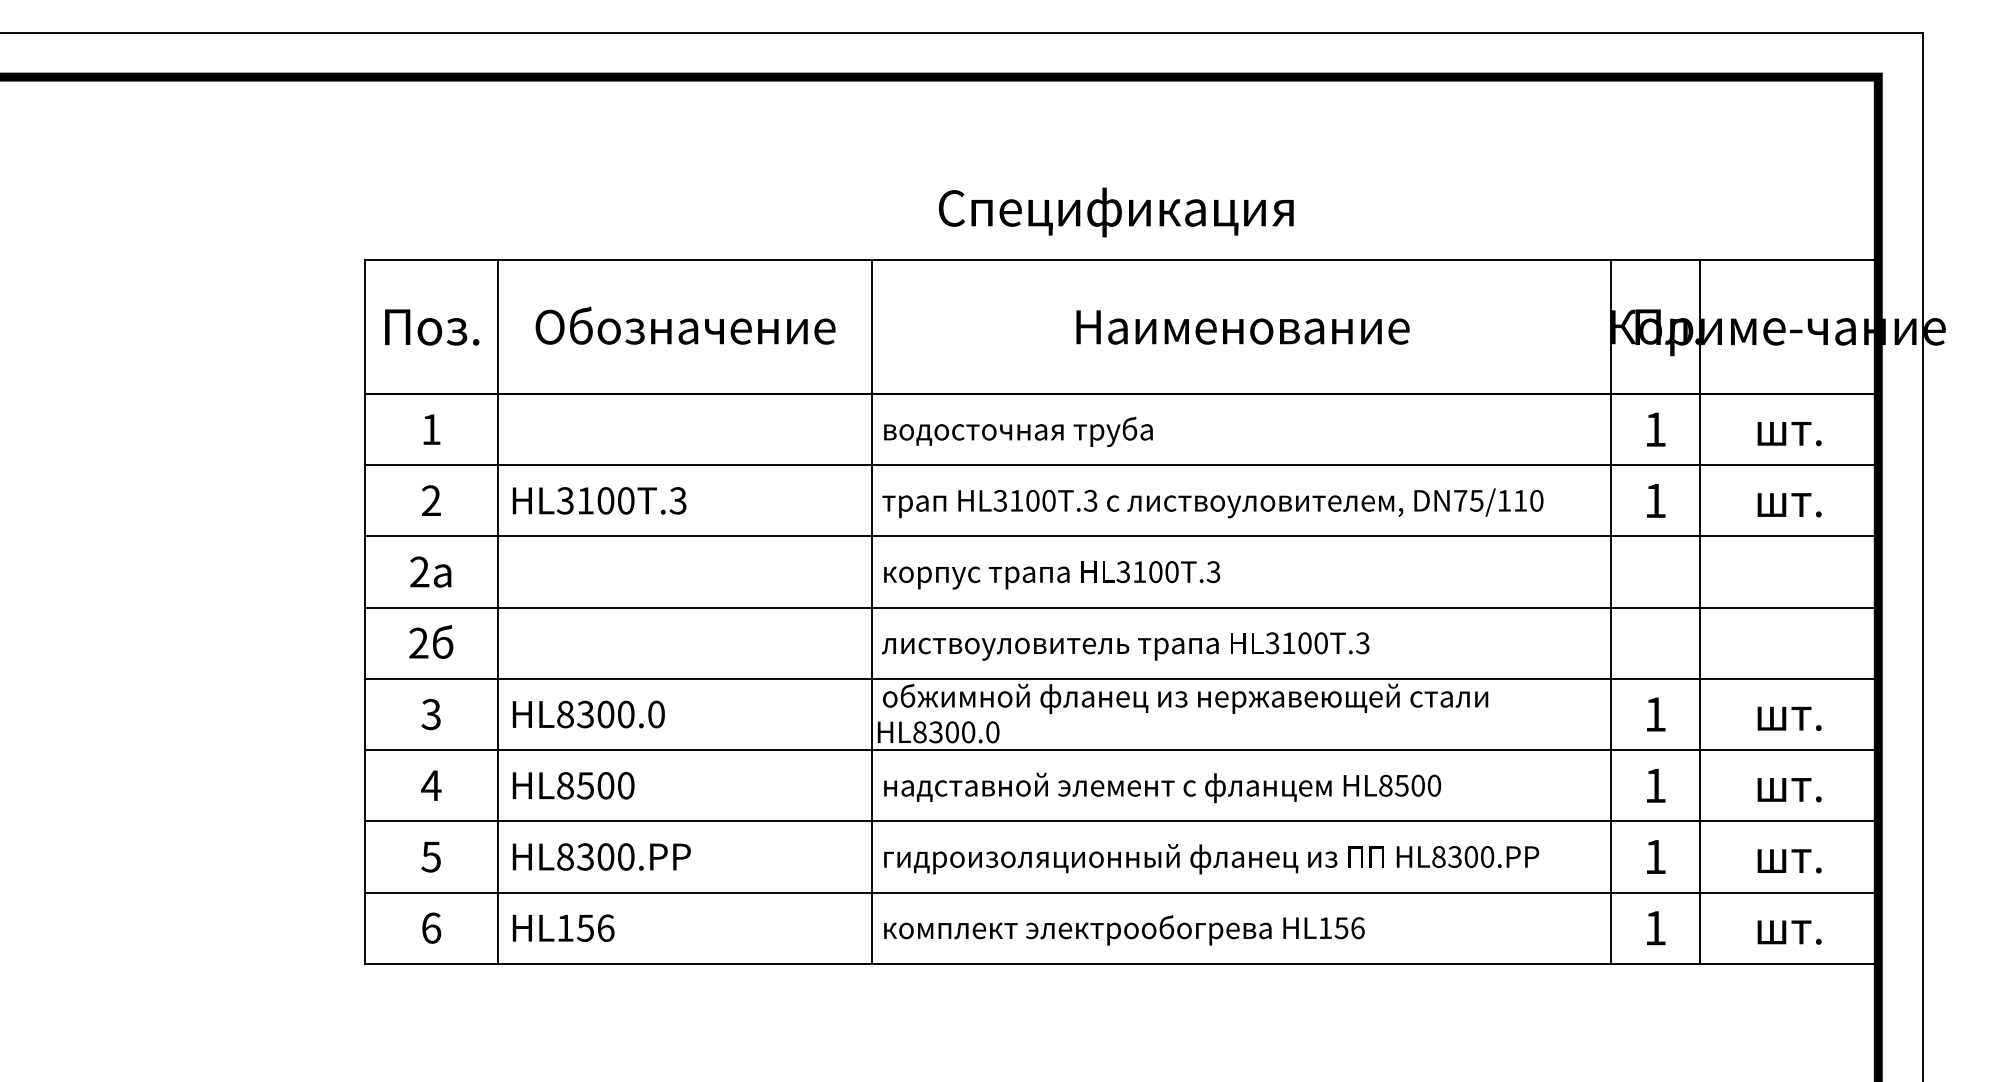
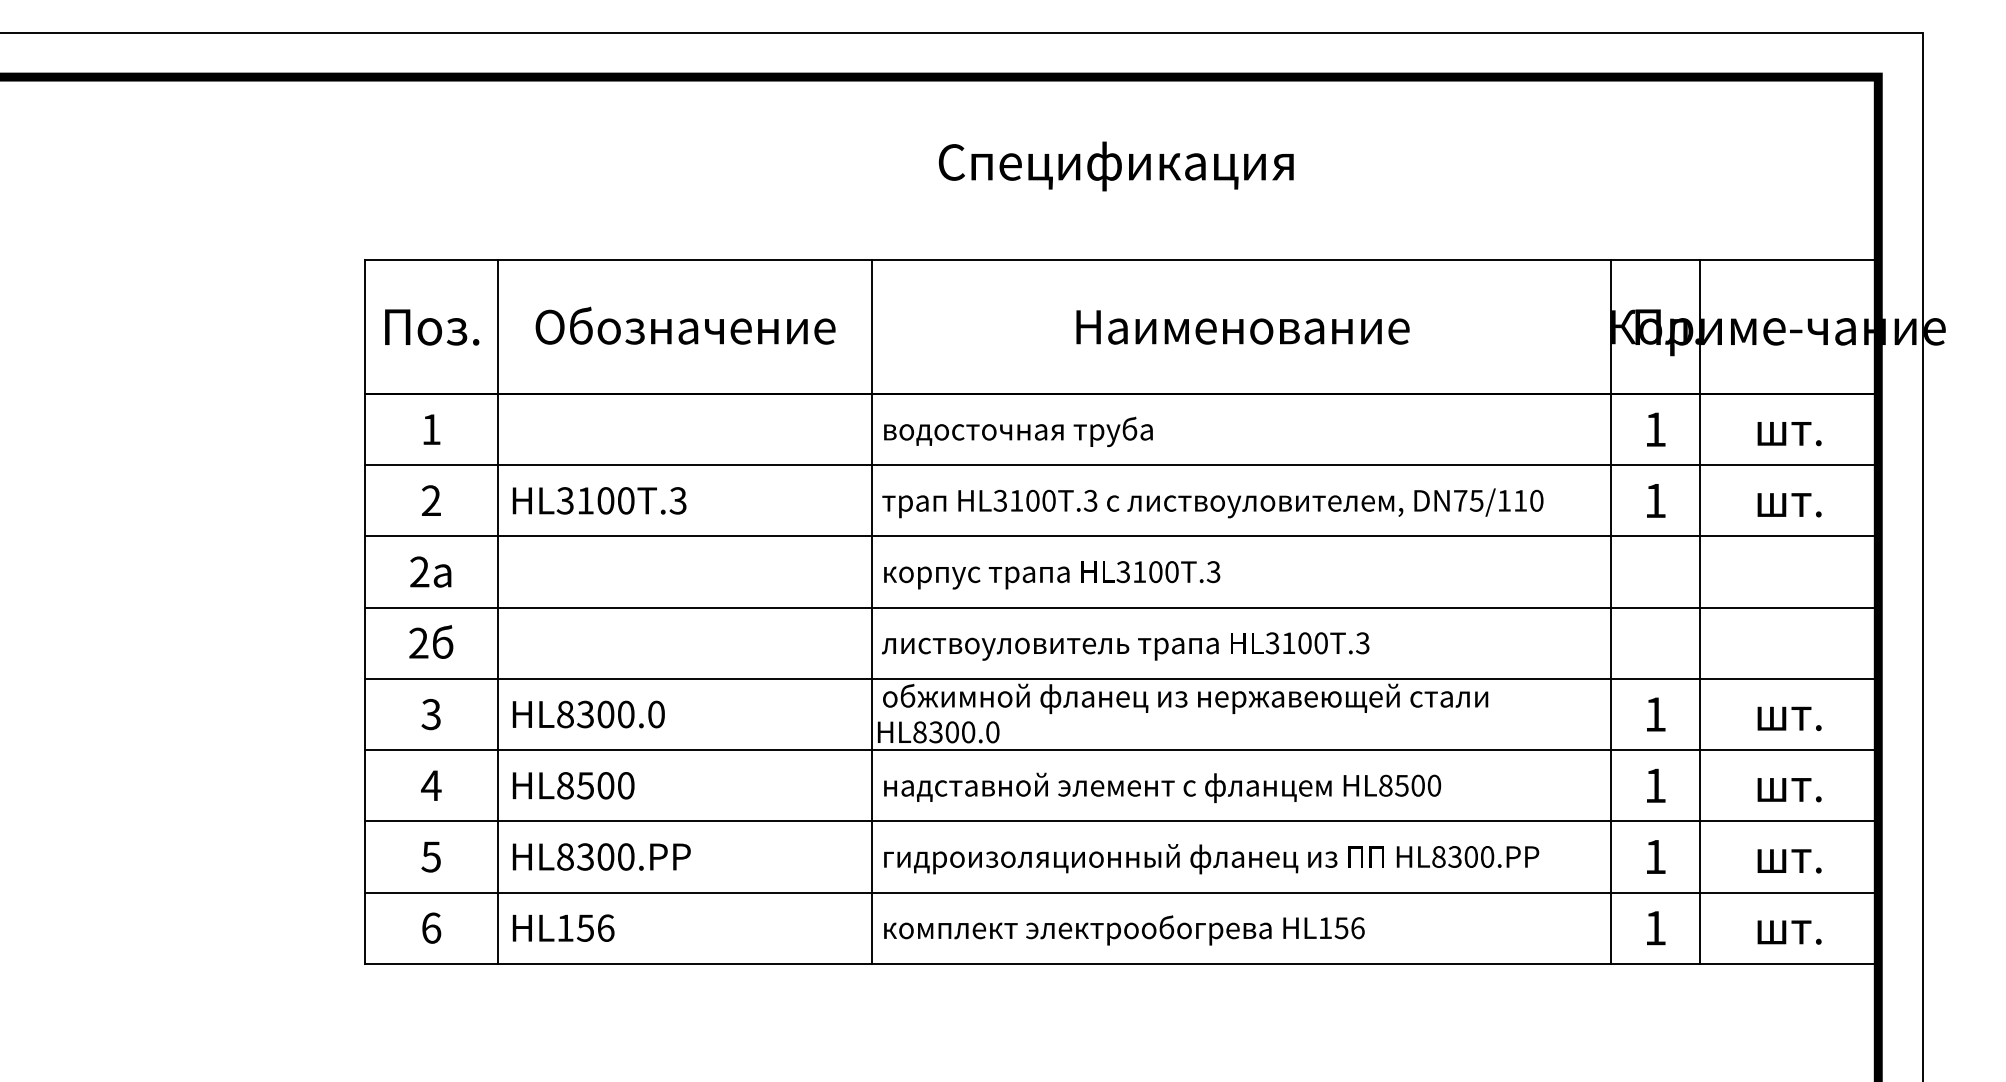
text position: (1115, 212) -> (1115, 166) (1115, 166)
